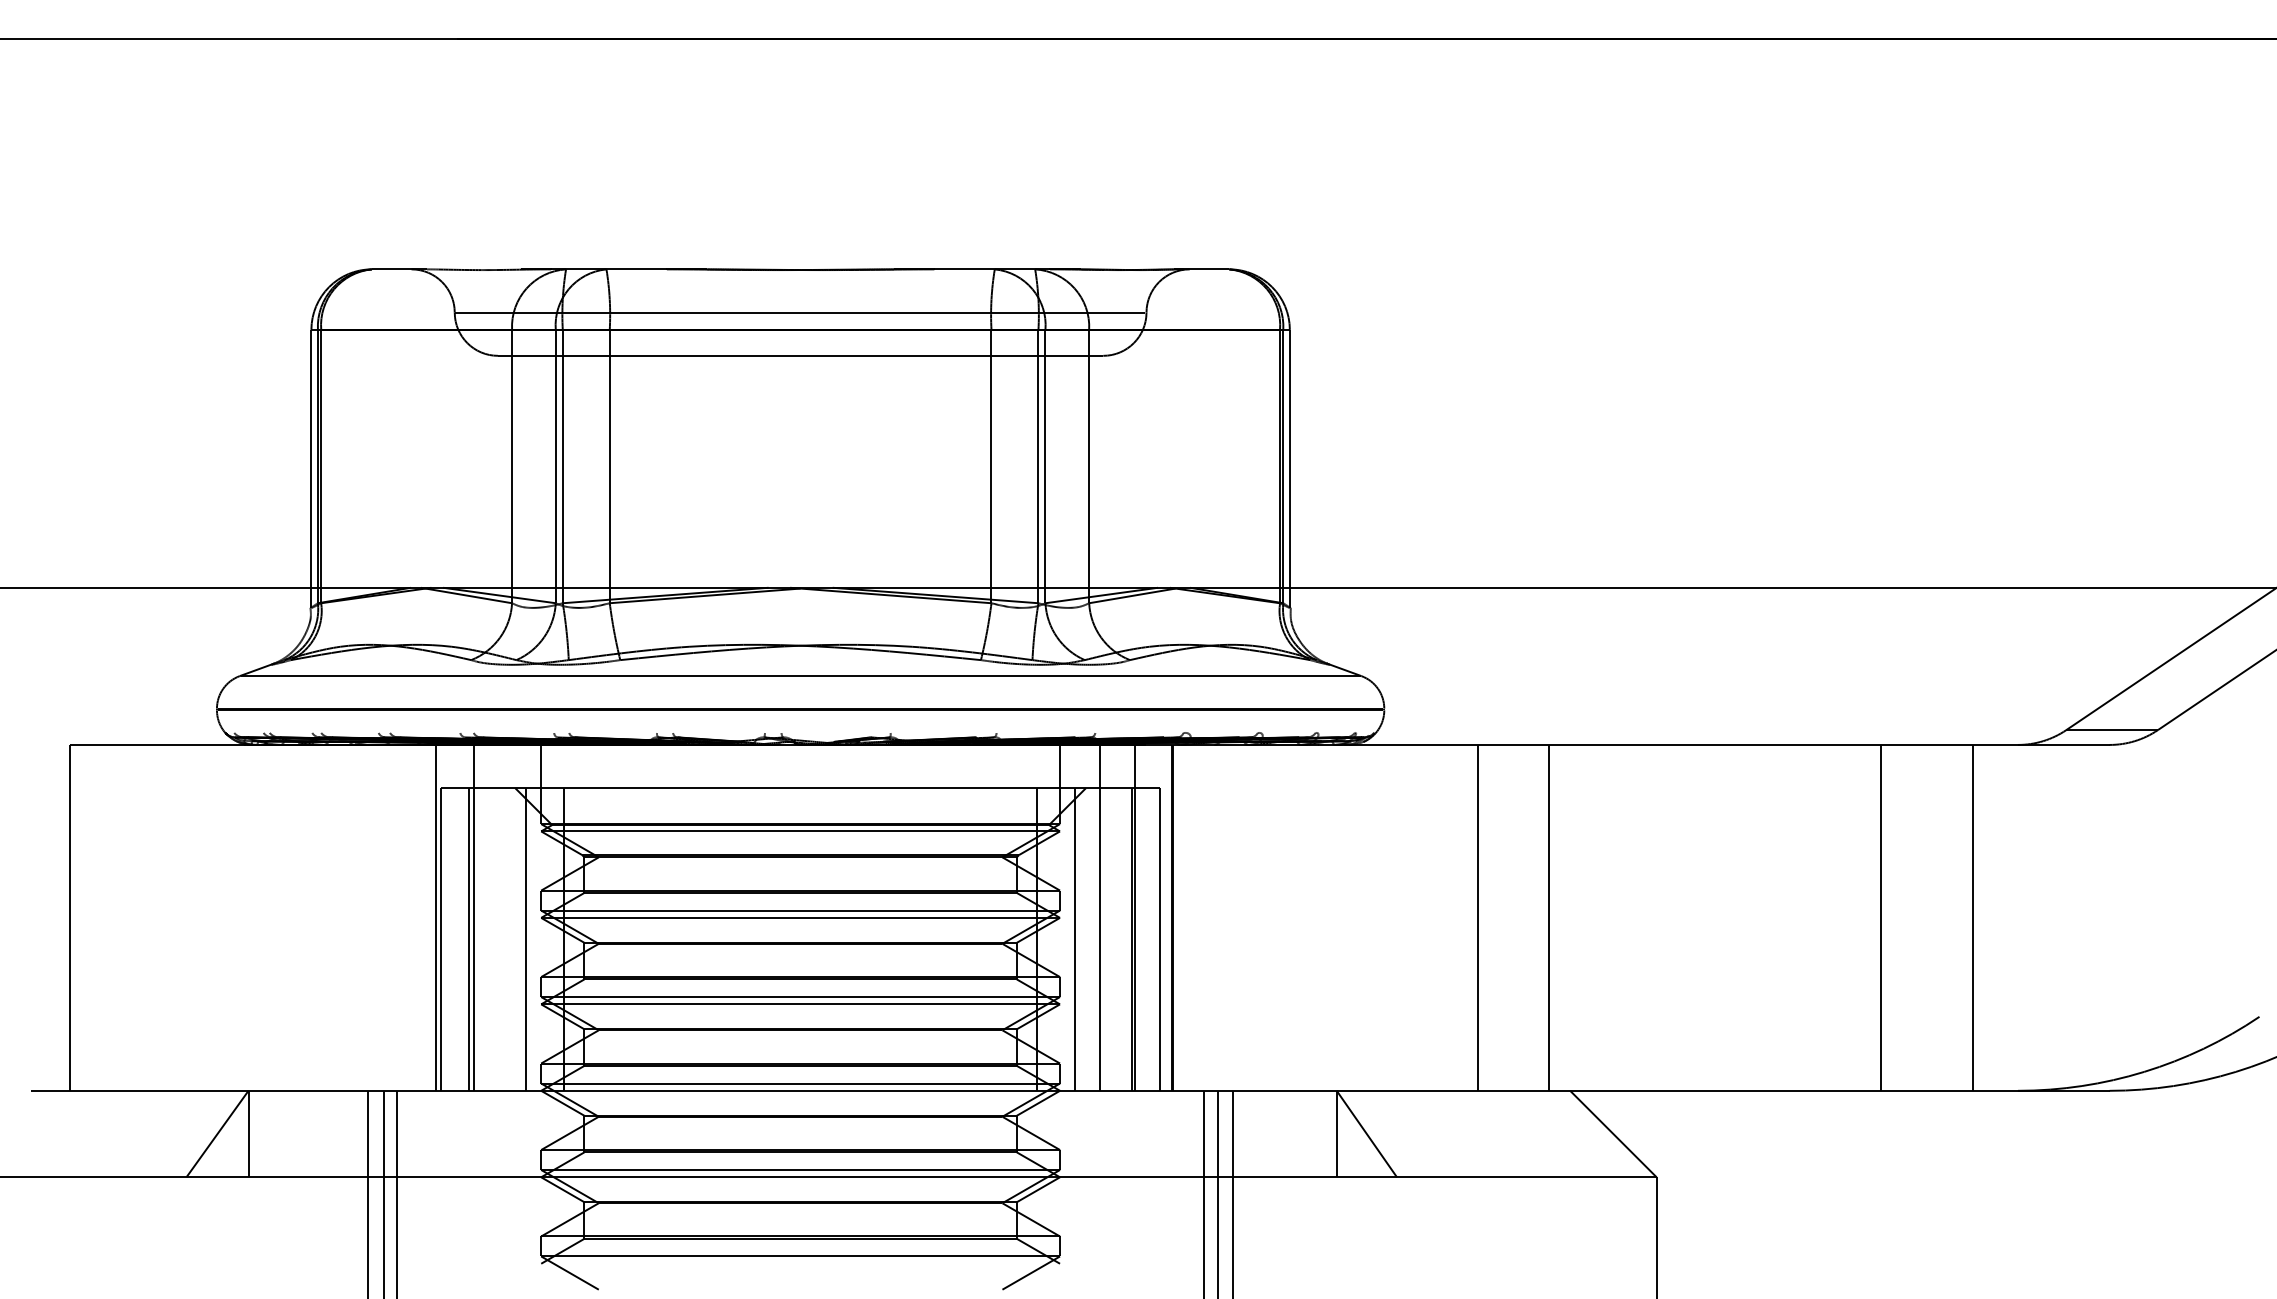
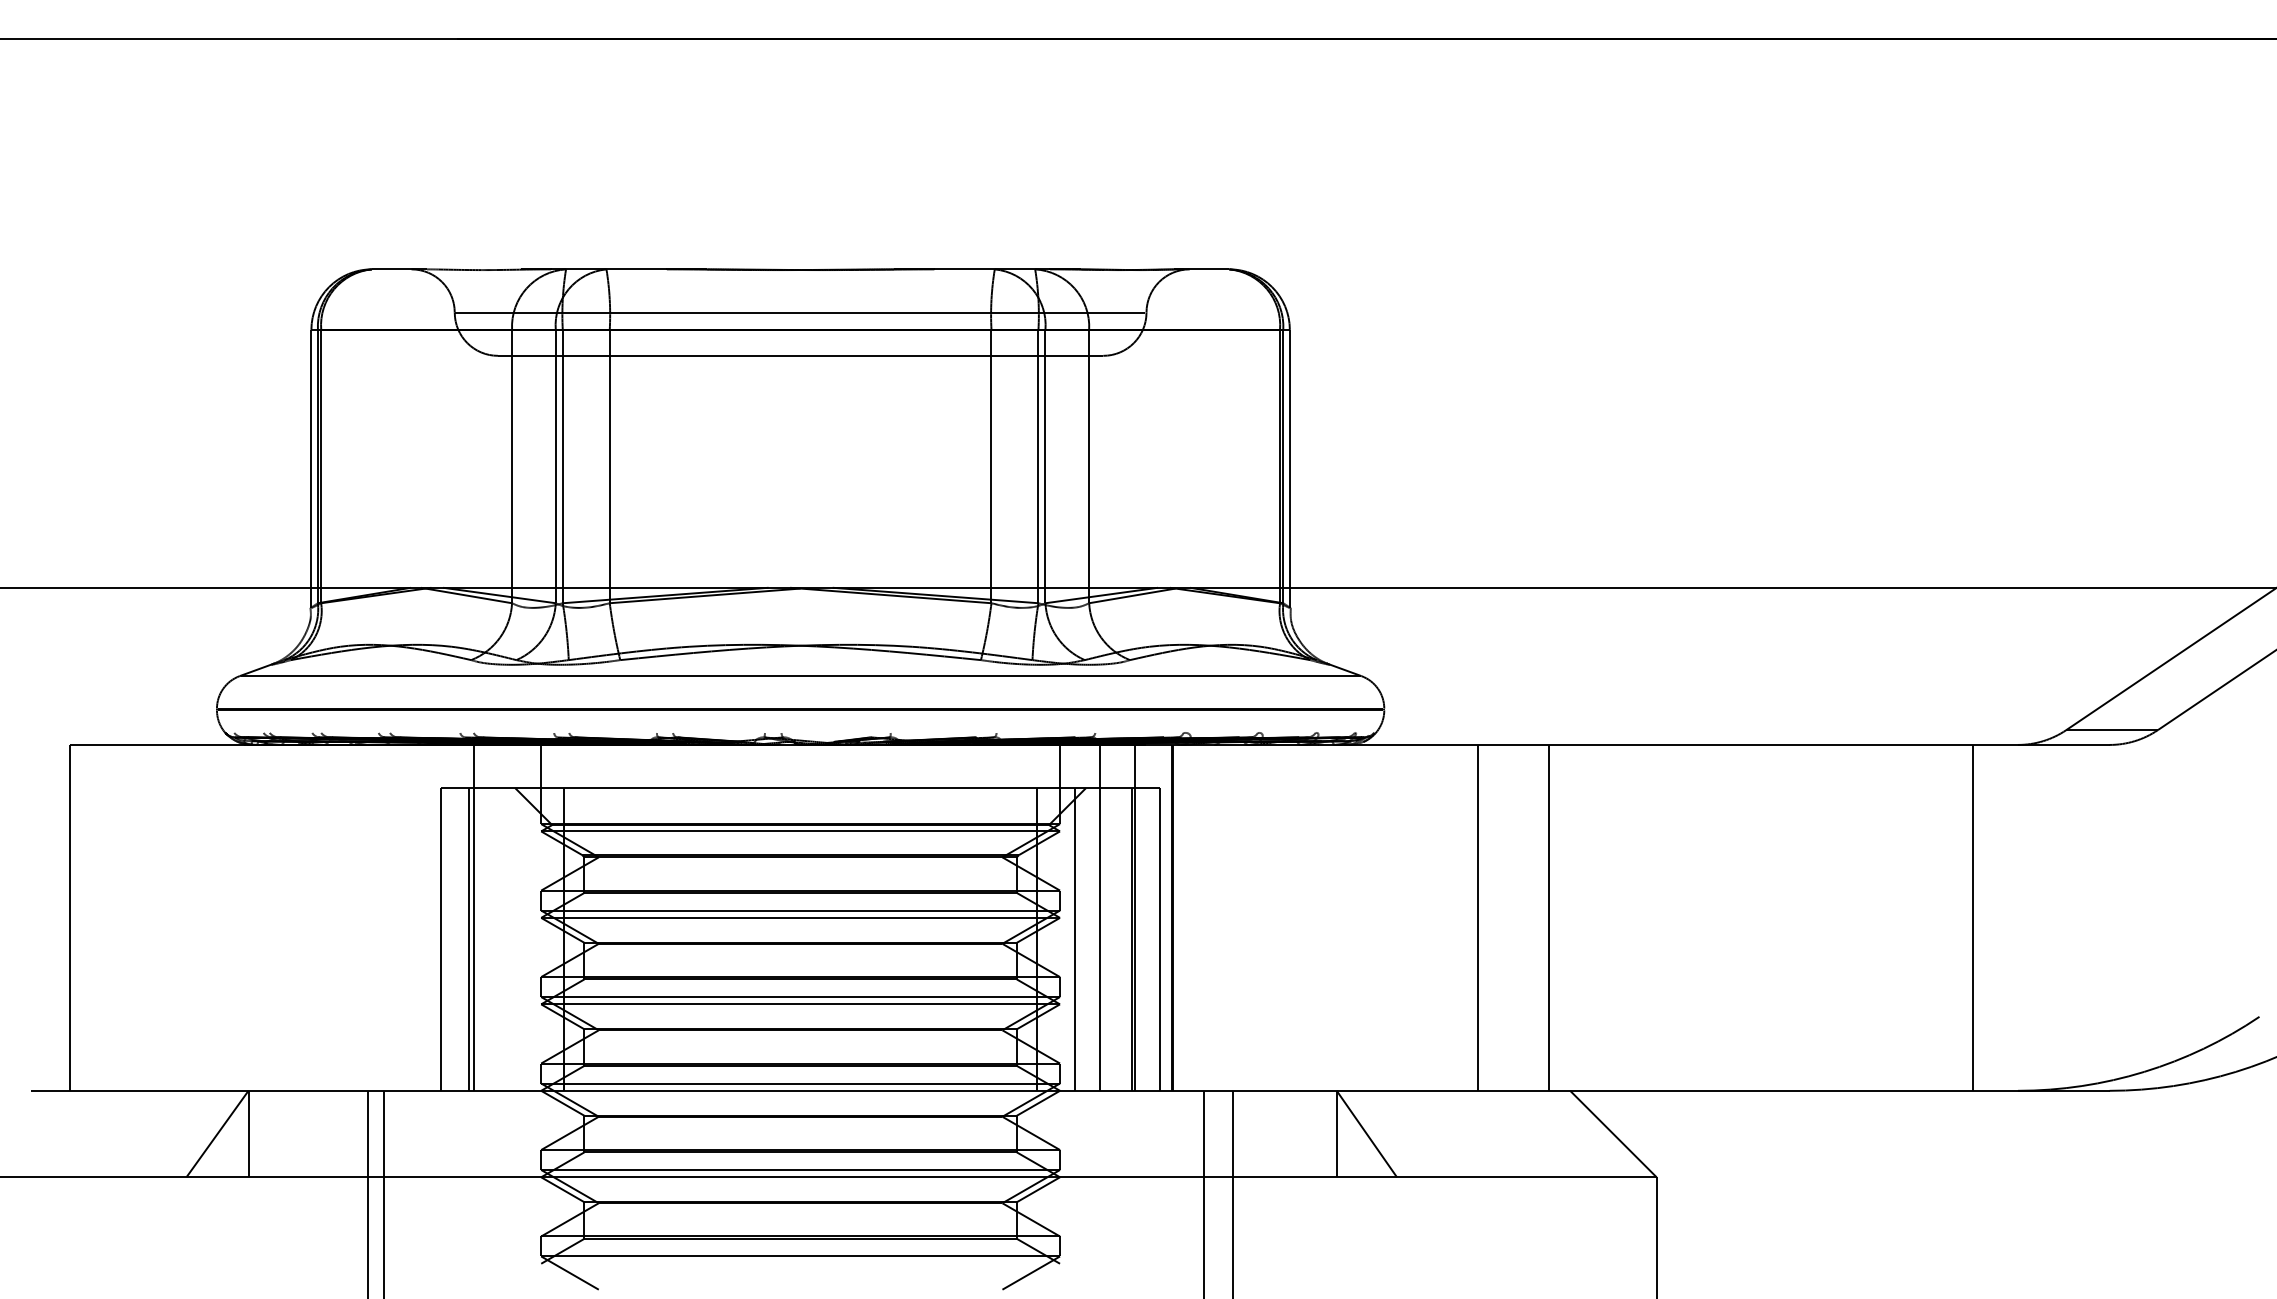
line: present -> none (436, 917)
line: present -> none (1881, 917)
line: present -> none (526, 939)
line: present -> none (397, 1192)
line: present -> none (1217, 1192)
